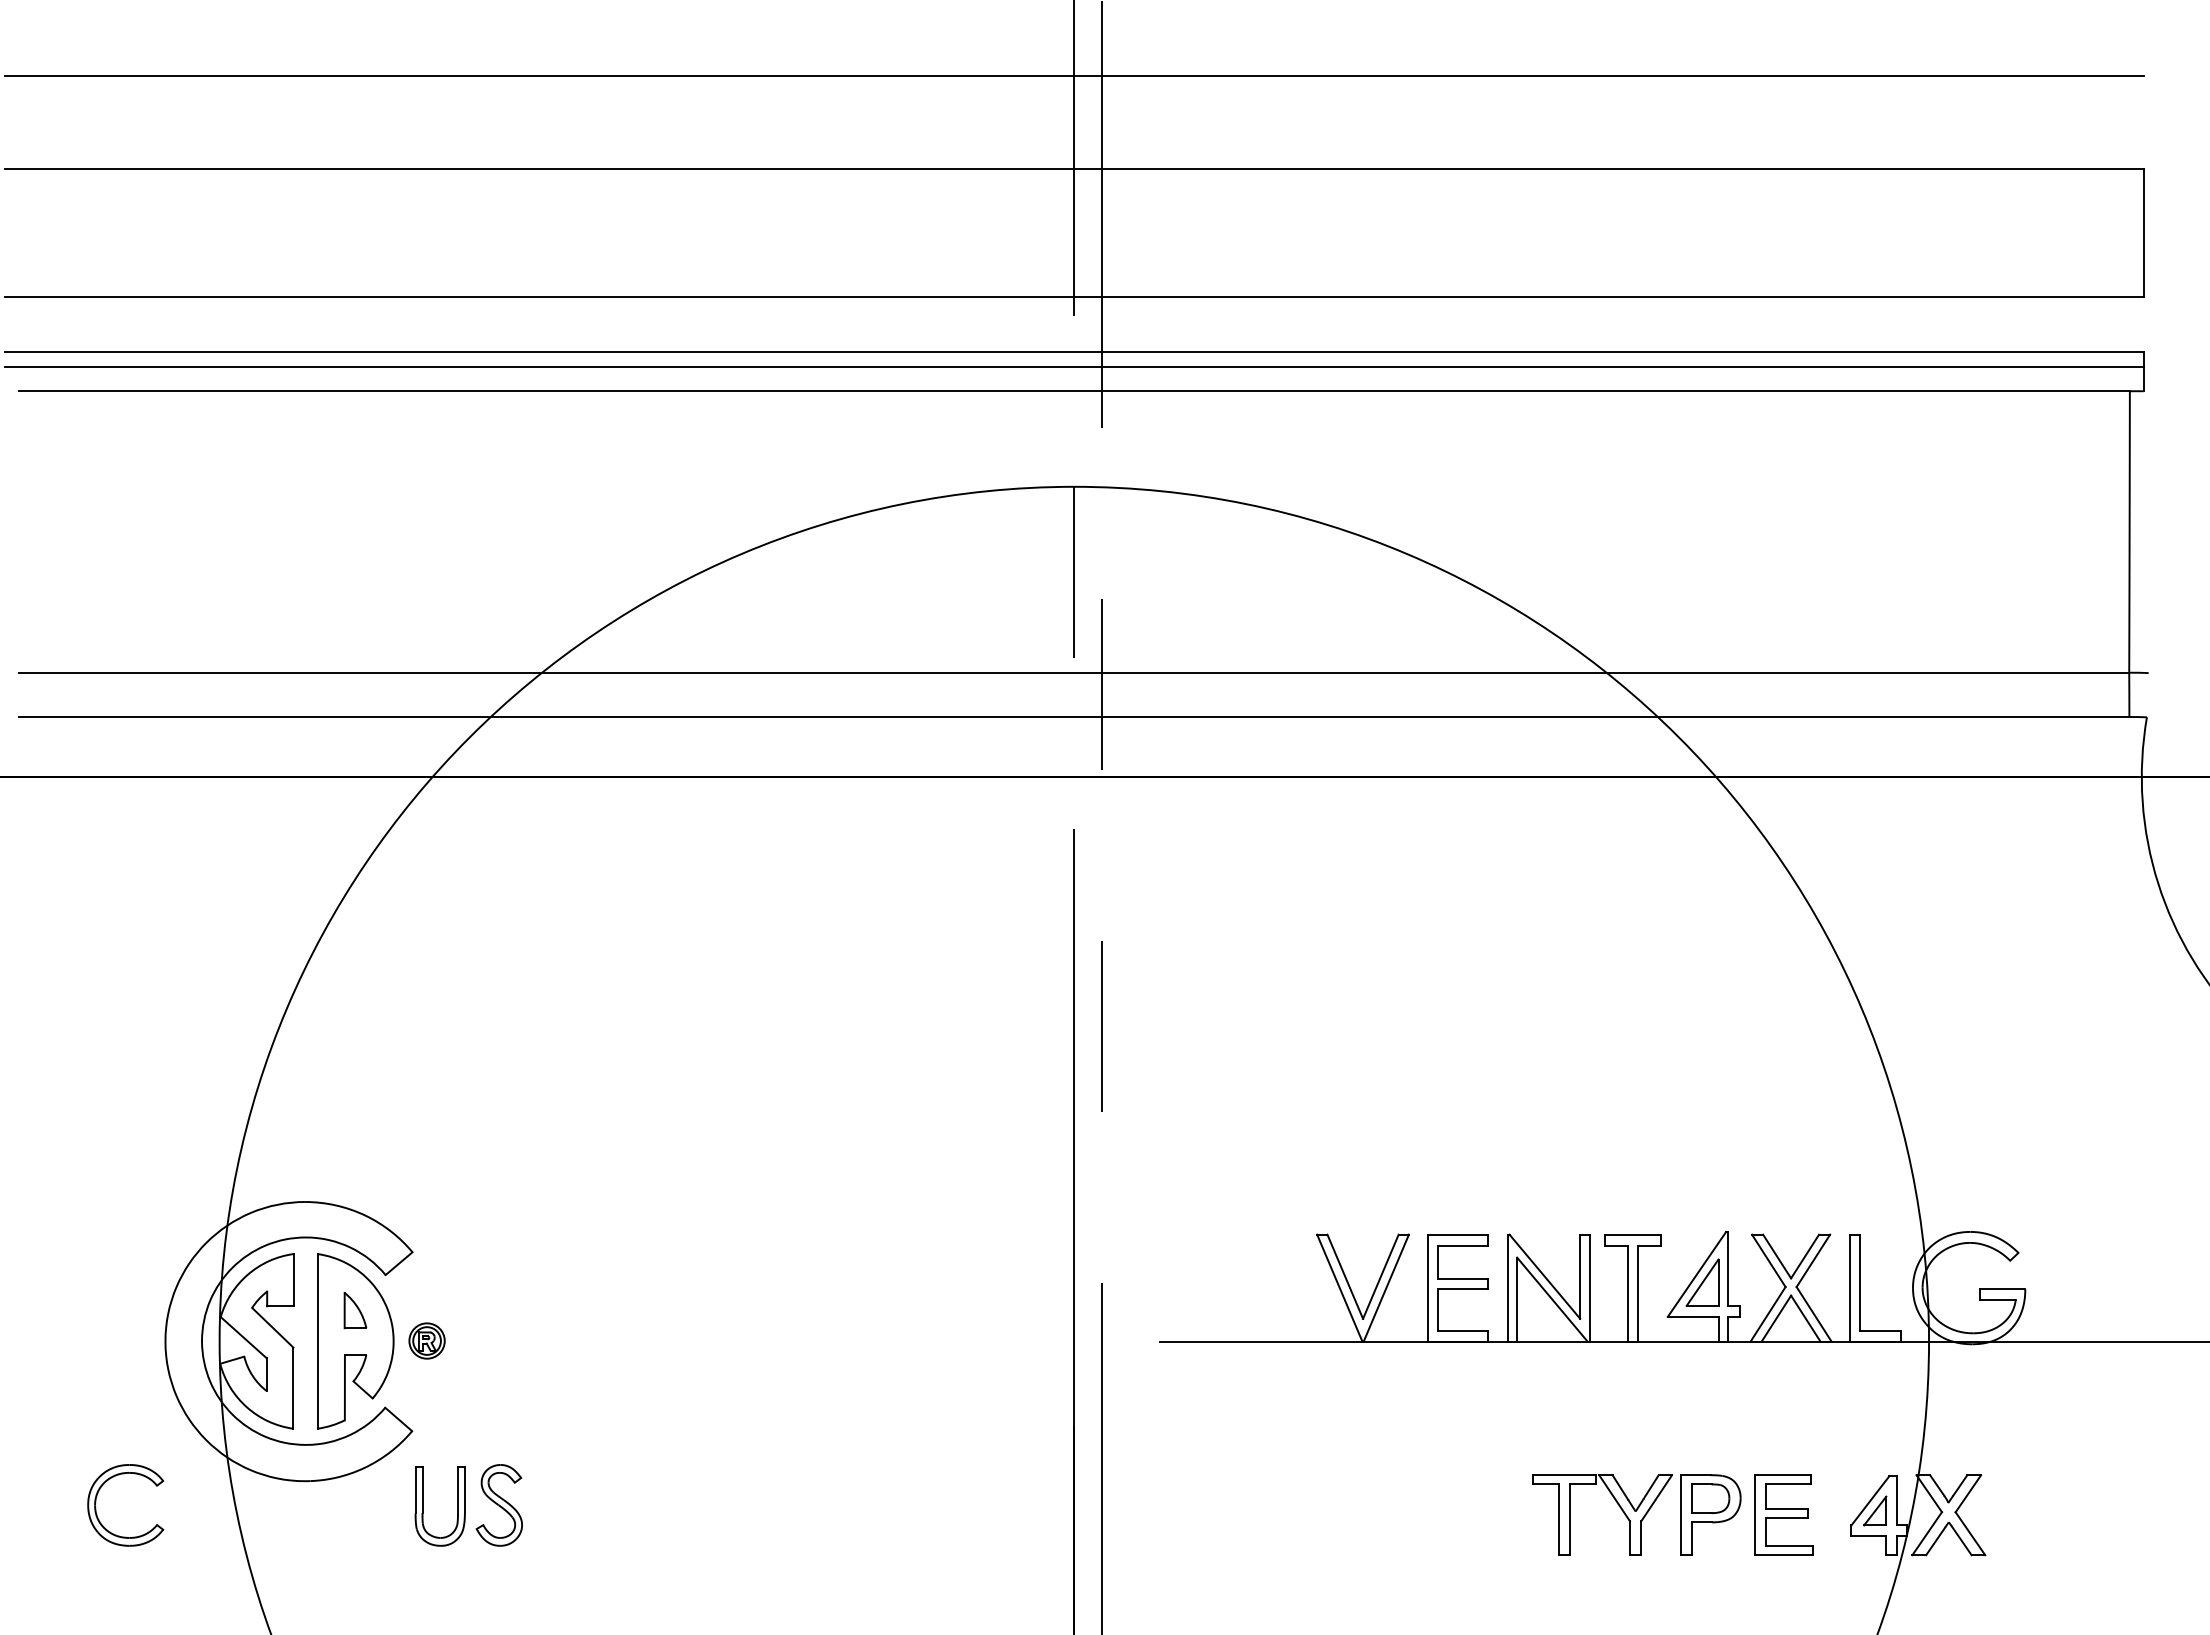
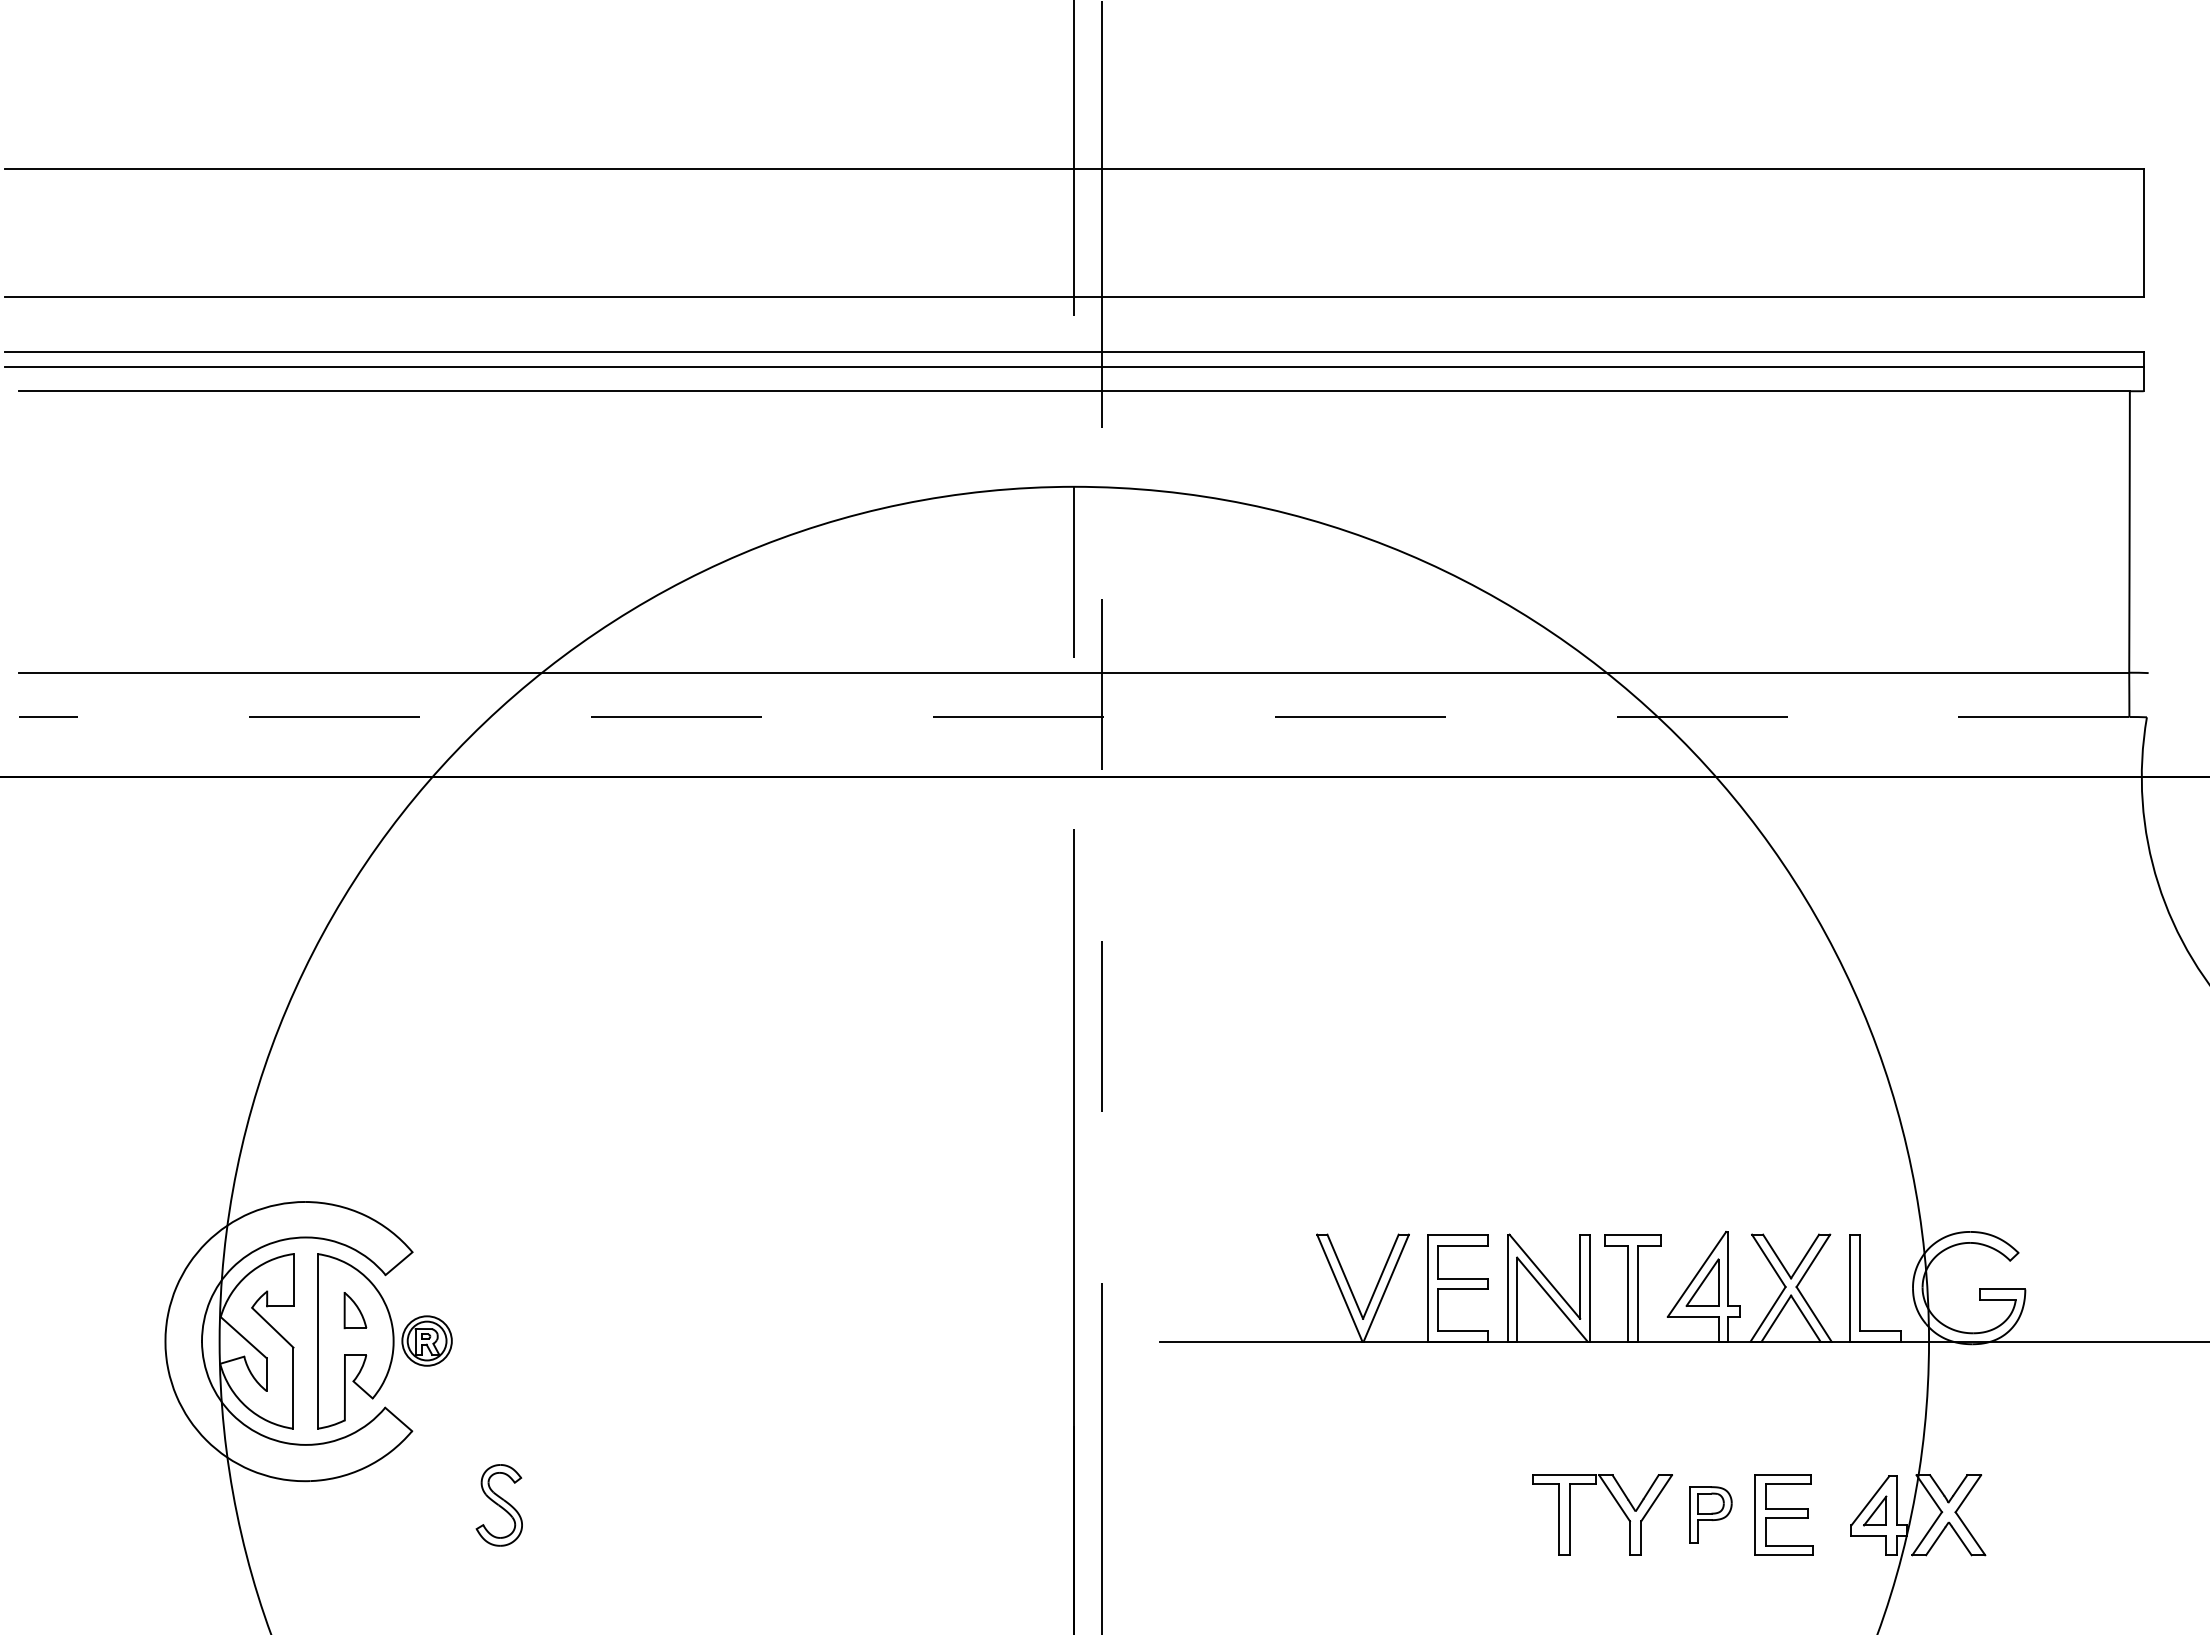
line: present -> none (1073, 75)
line: solid -> dashed (1073, 717)
part size: 38x38 px -> 52x52 px (426, 1340)
part: present -> none (423, 1506)
part: present -> none (96, 1507)
part size: 62x82 px -> 44x58 px (1710, 1514)
